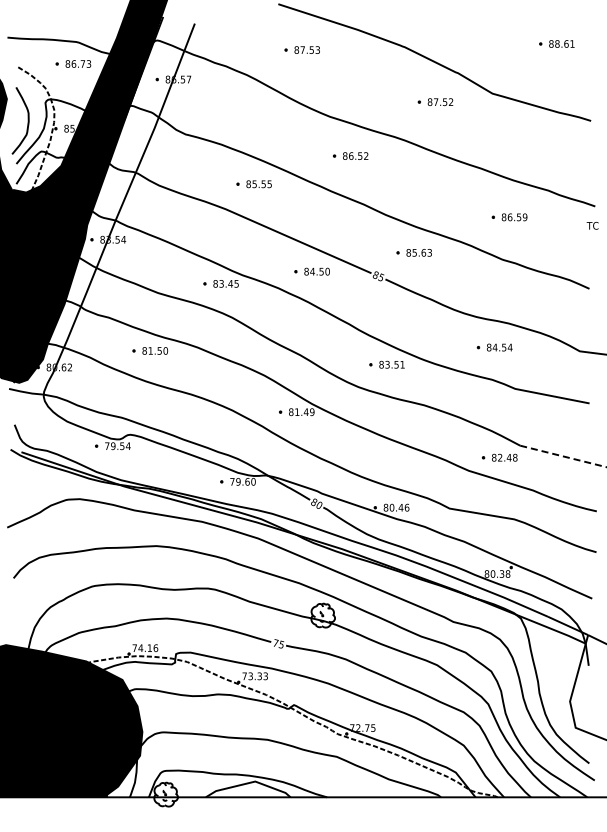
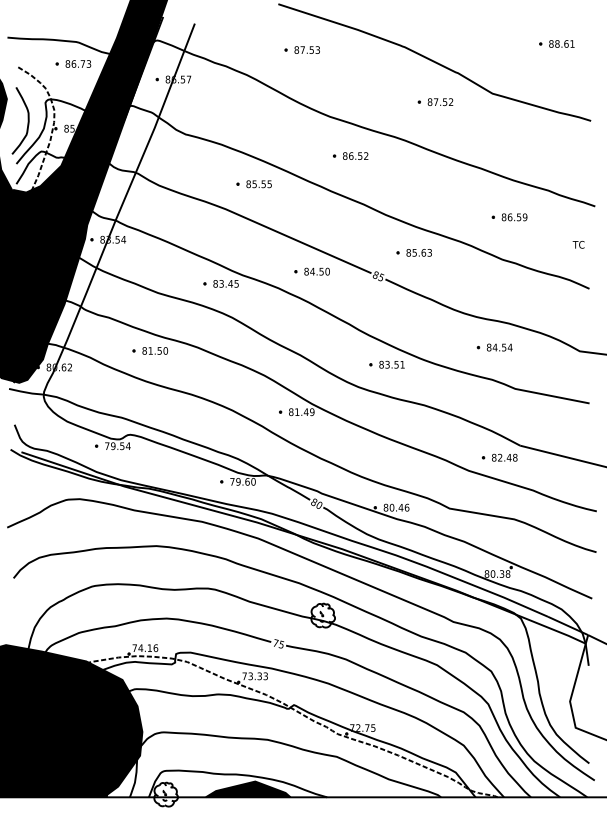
text position: (592, 225) -> (578, 244) (578, 244)
line: dashed -> solid (563, 456)
fill: none -> present (247, 789)
